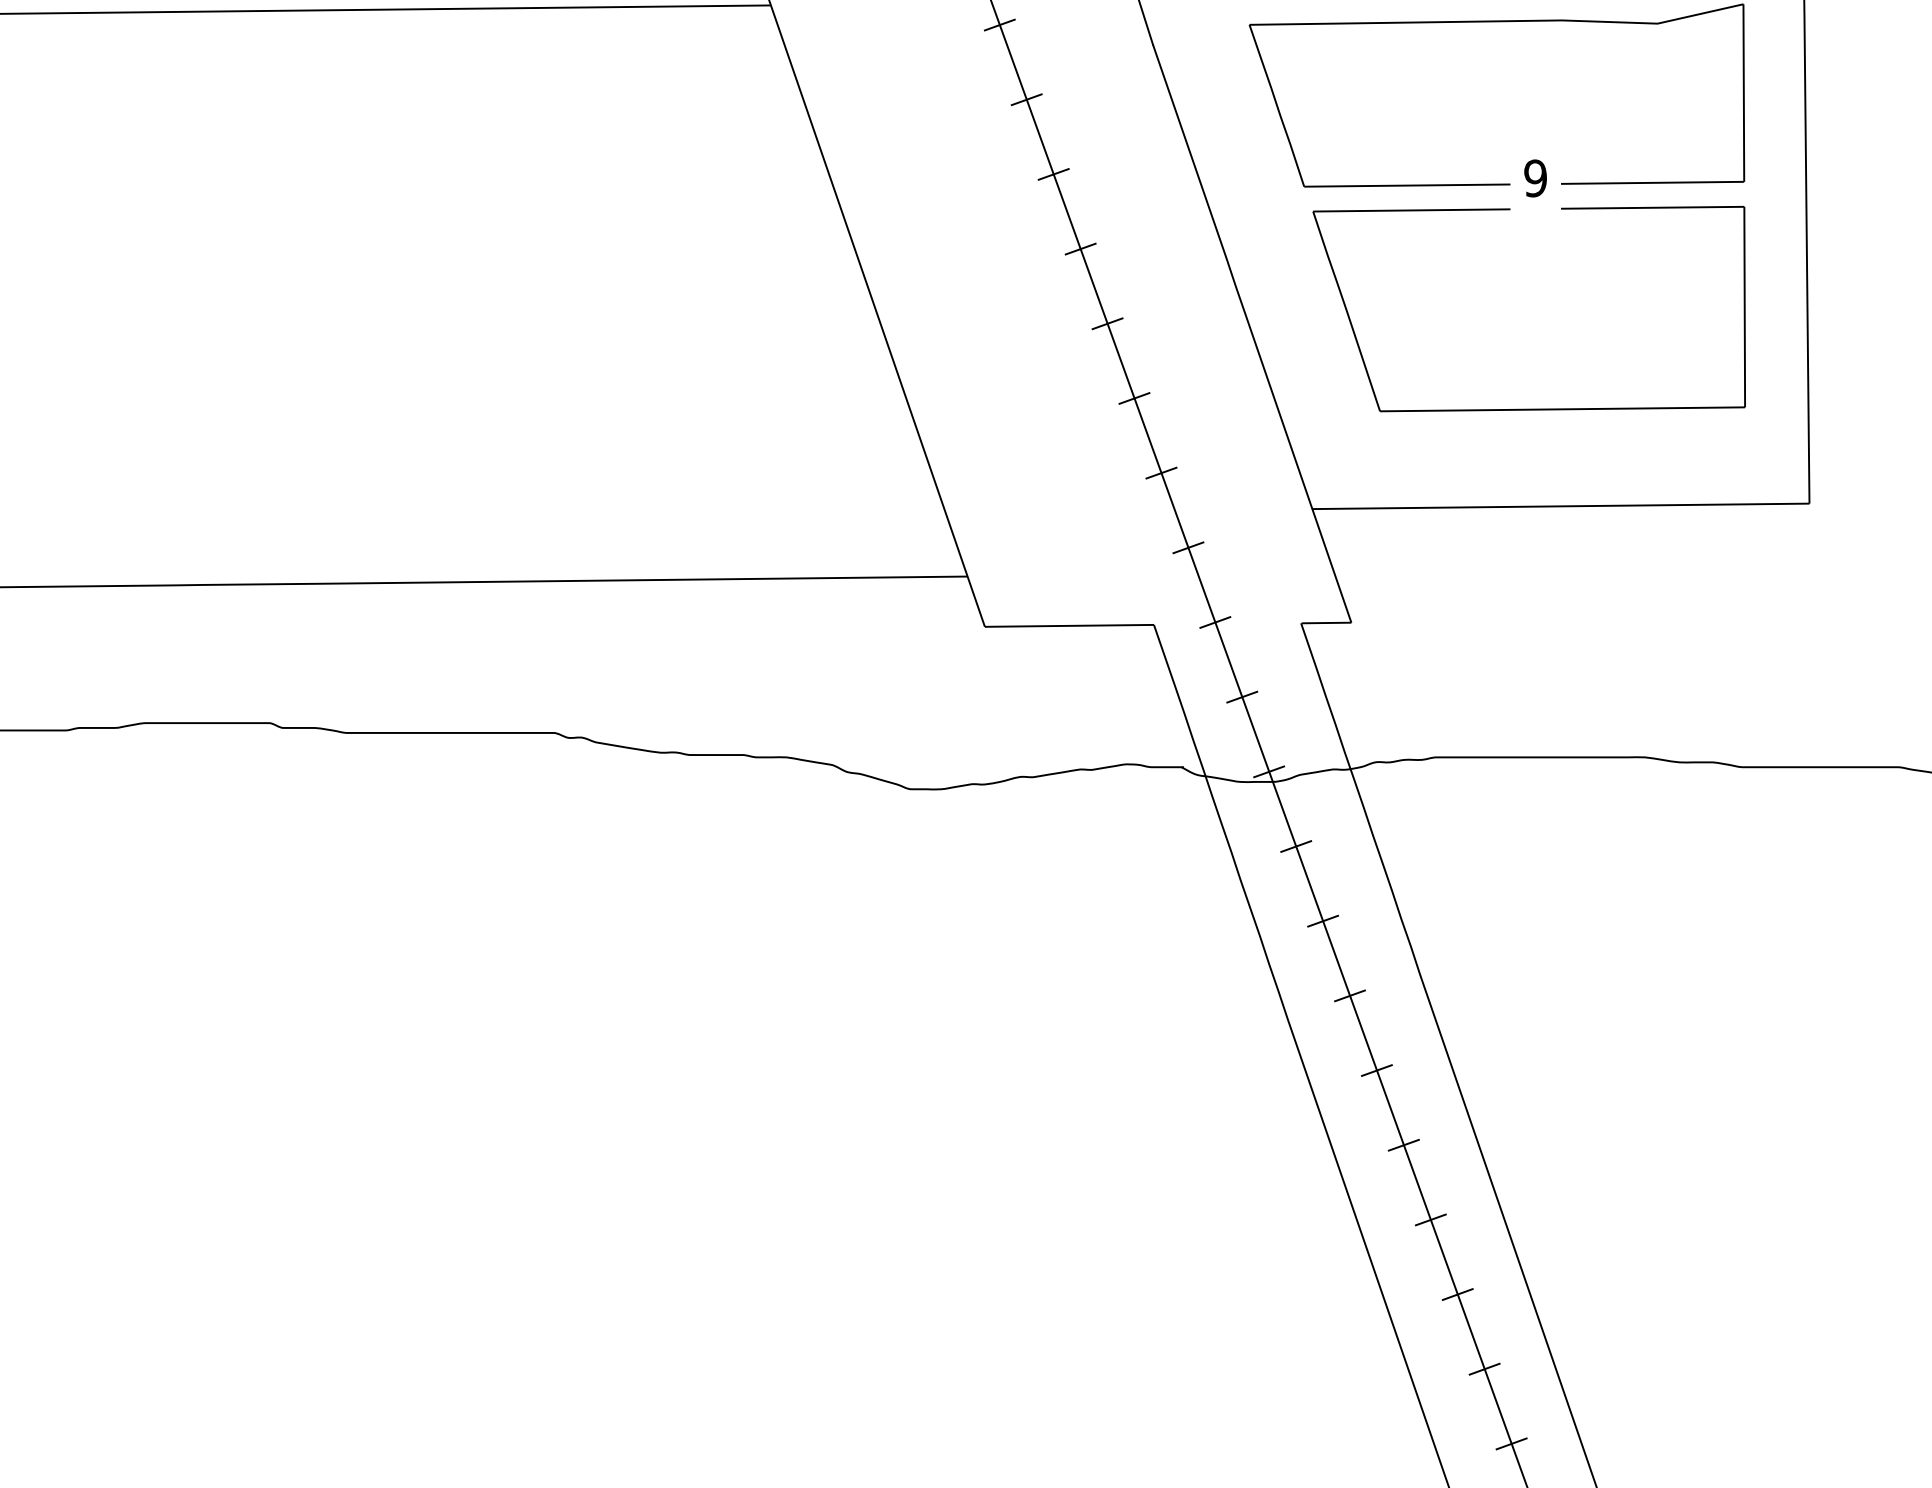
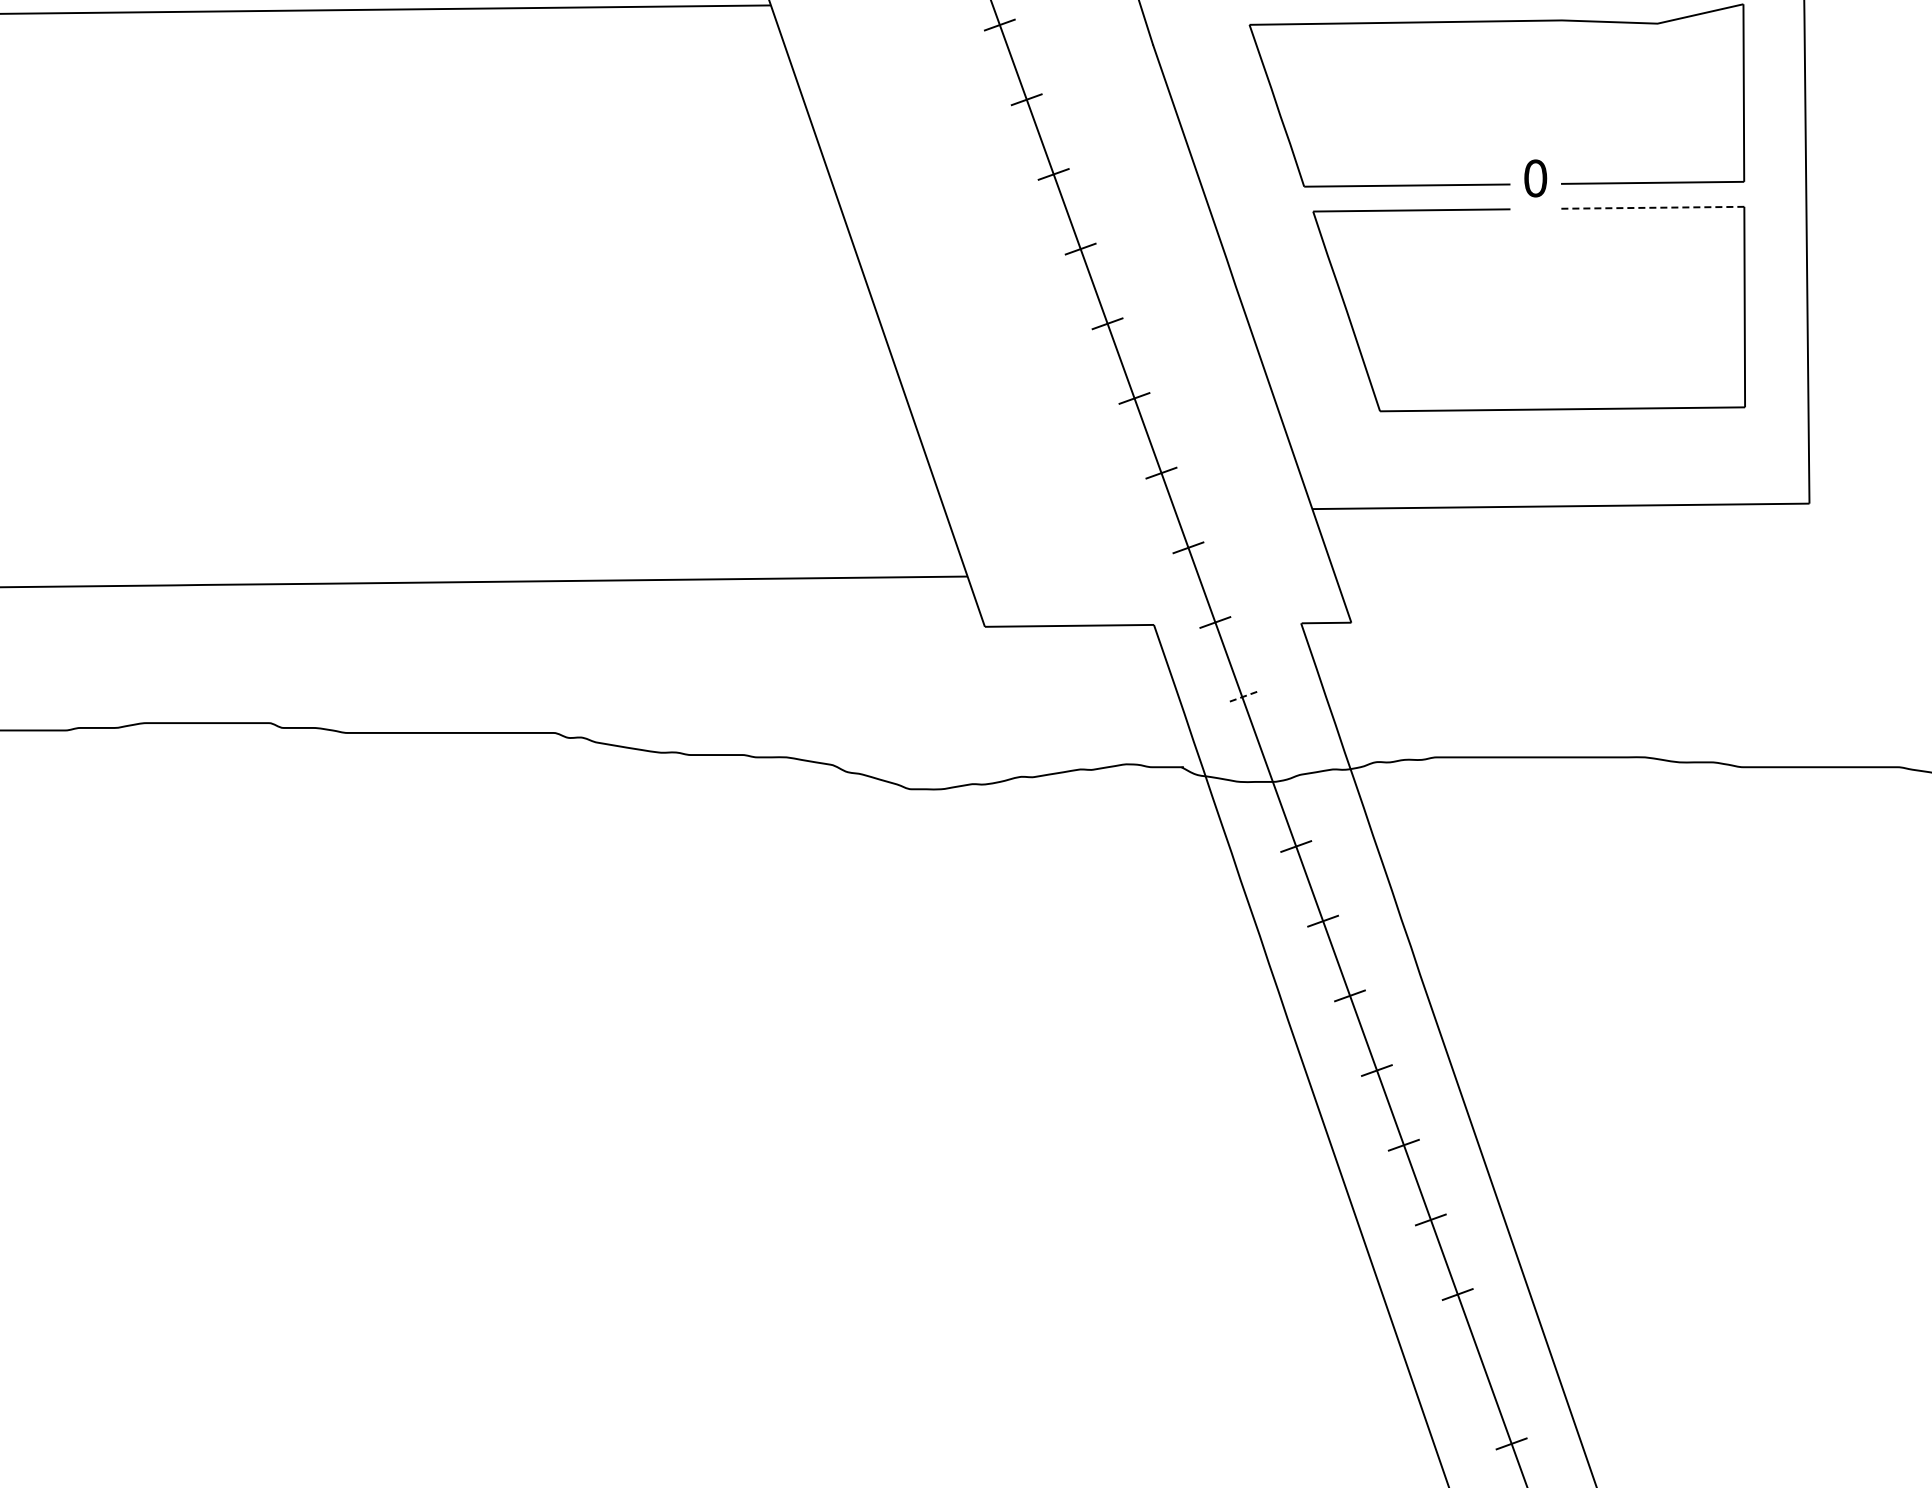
text: 9 -> 0 (1535, 178)
line: solid -> dashed (1652, 207)
line: solid -> dashed (1242, 697)
line: present -> none (1269, 771)
line: present -> none (1484, 1368)
